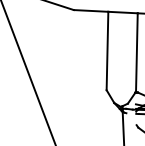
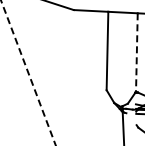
line: solid -> dashed (136, 53)
line: solid -> dashed (28, 73)
